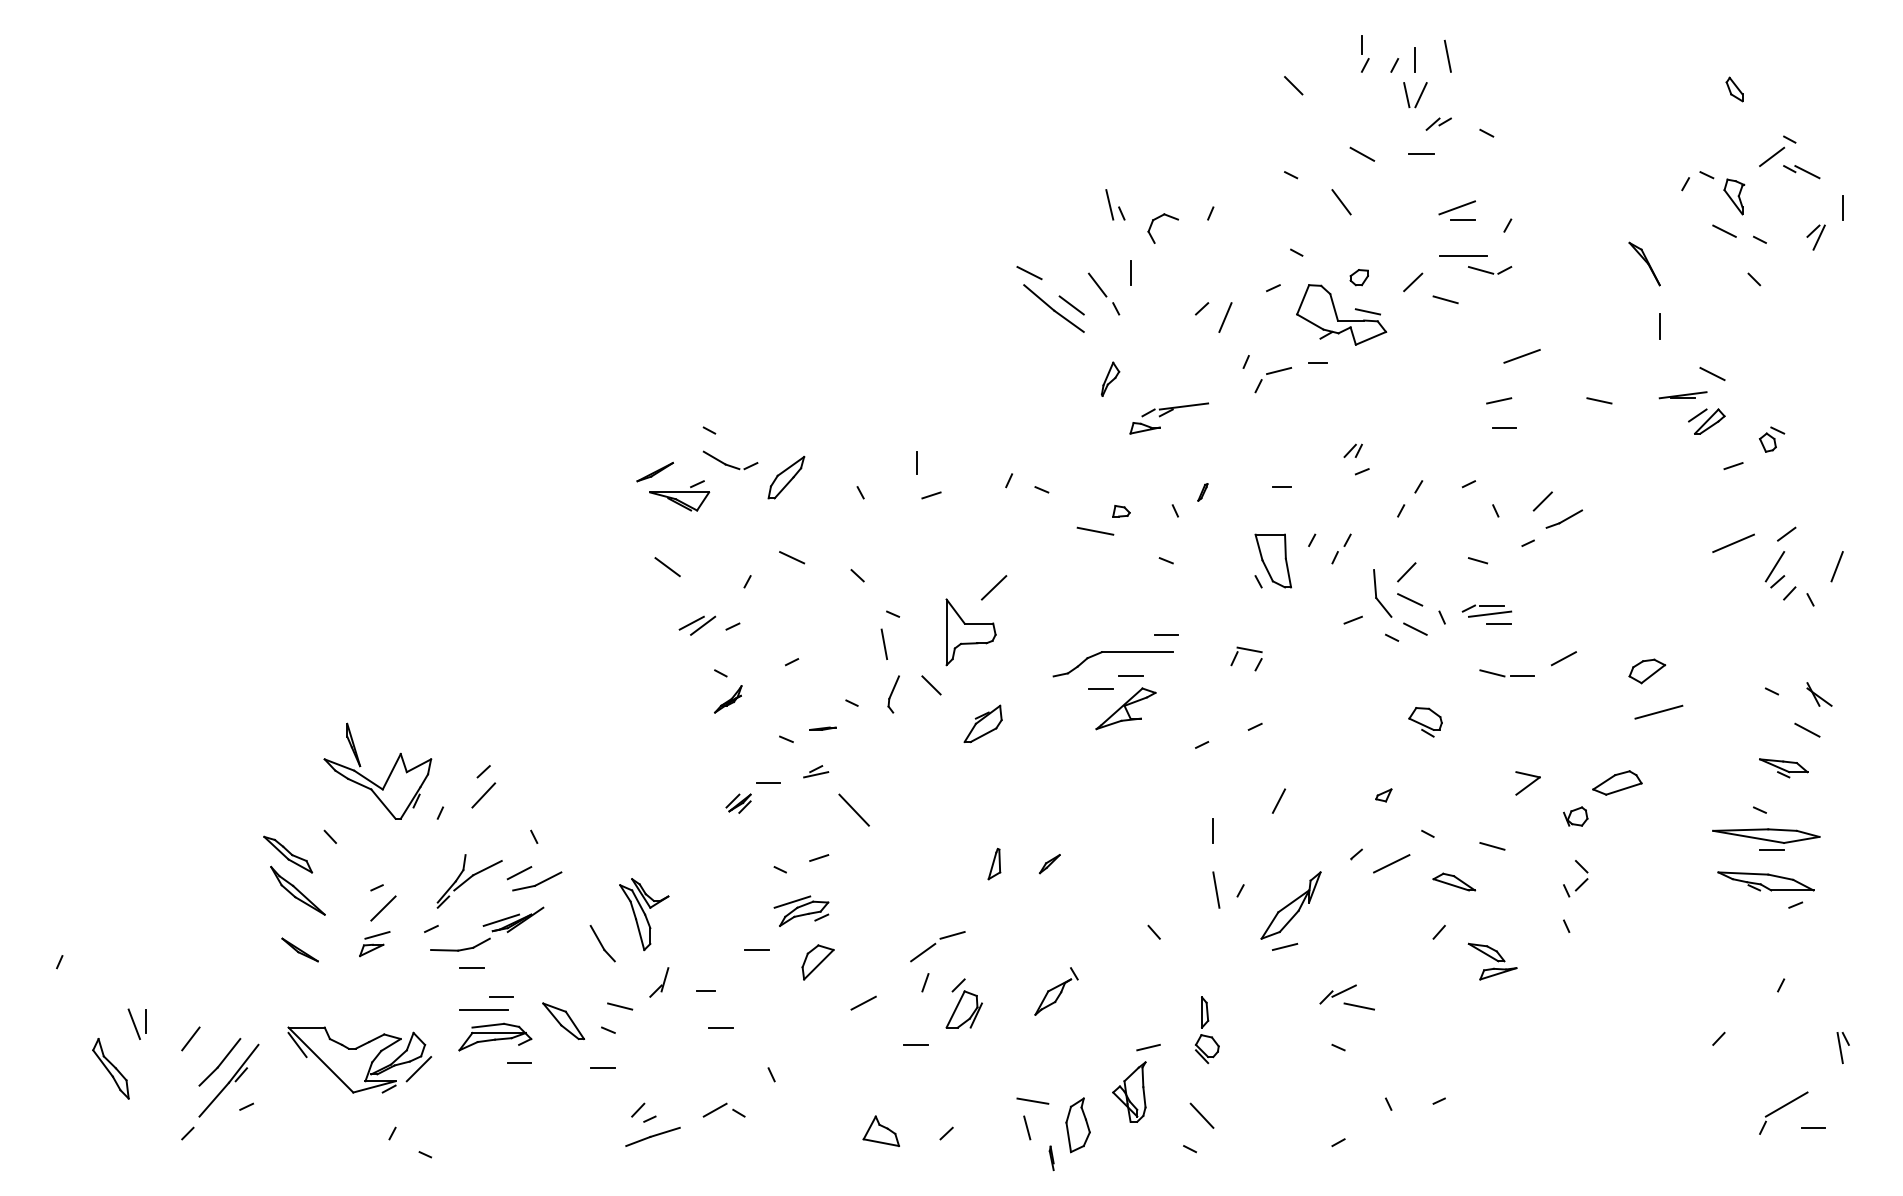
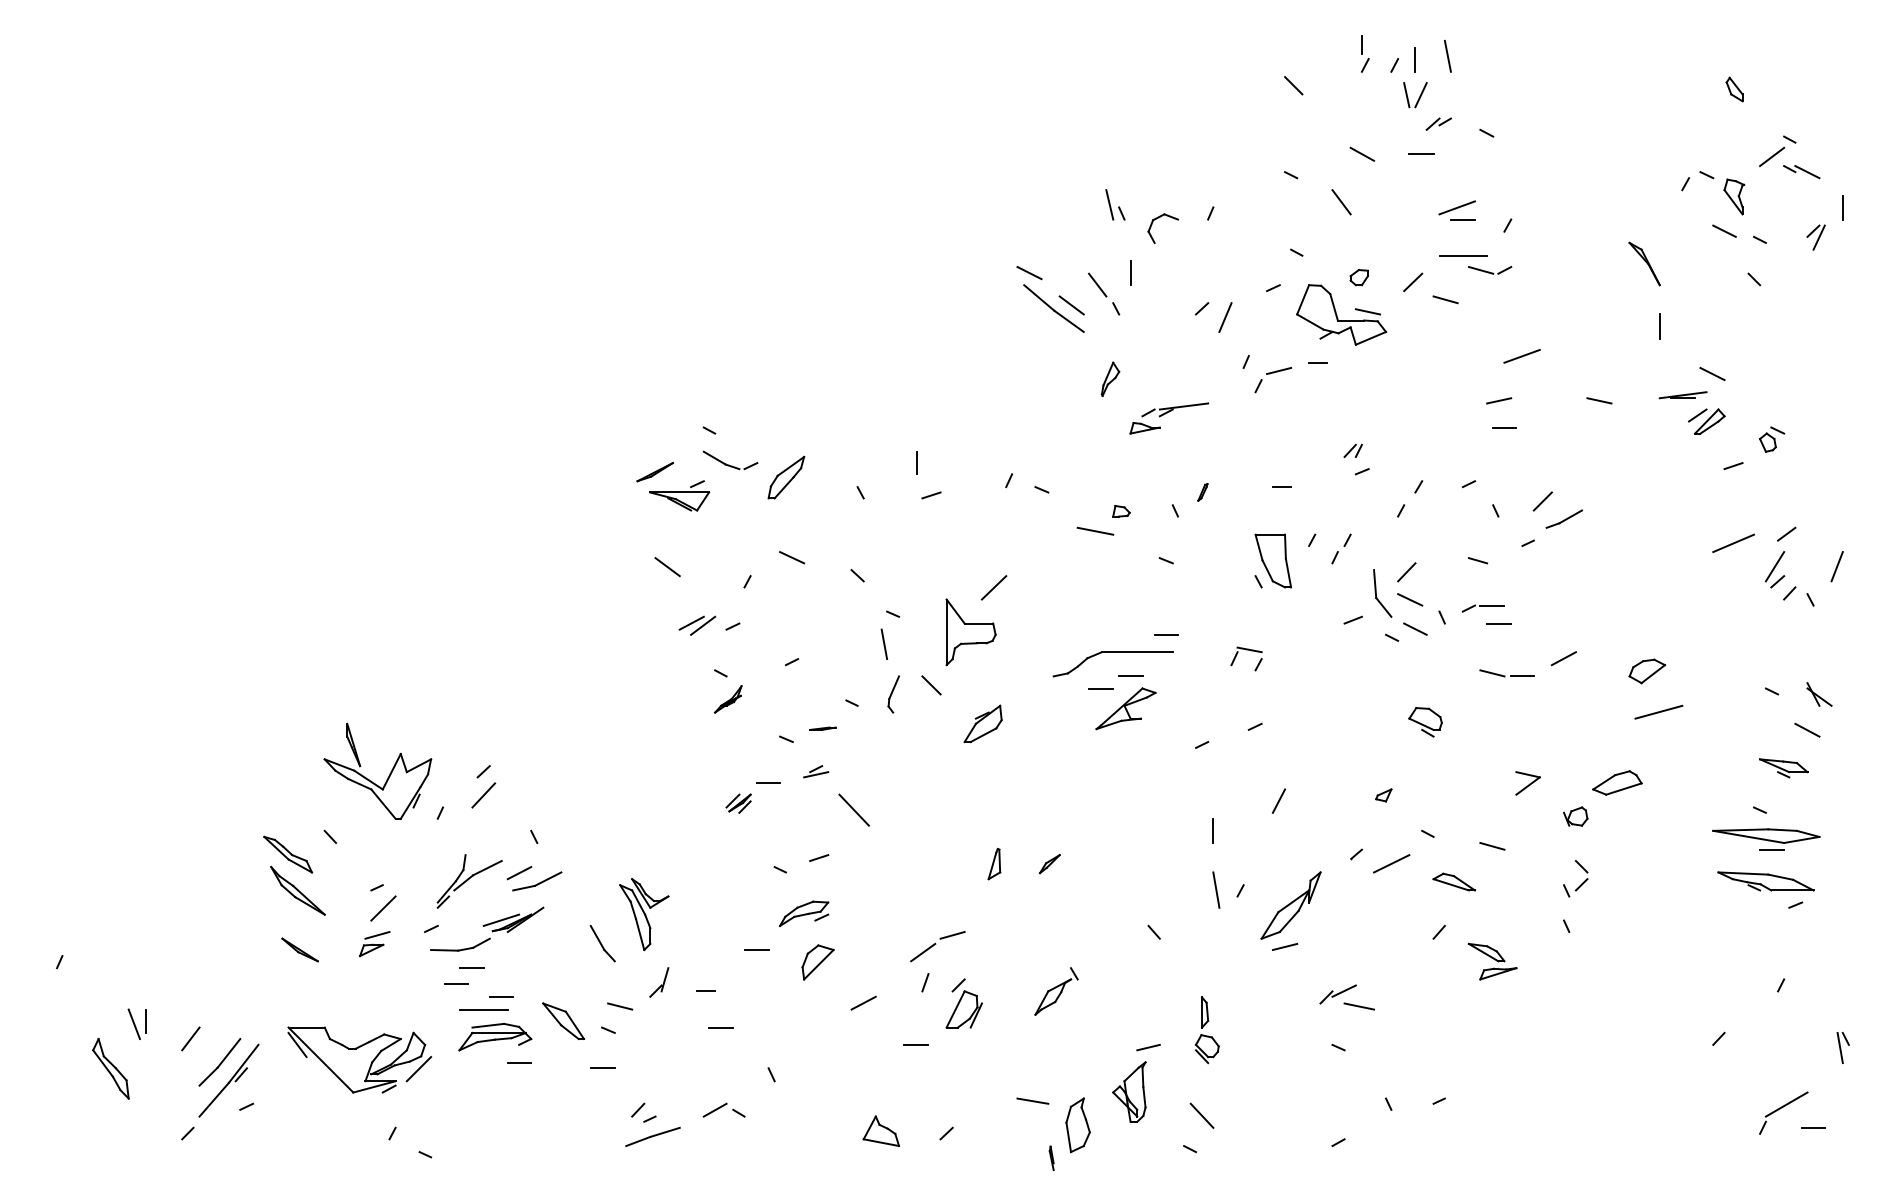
line: present -> none (1489, 613)
line: present -> none (792, 901)
line: none -> present (456, 983)
line: present -> none (1027, 1127)
